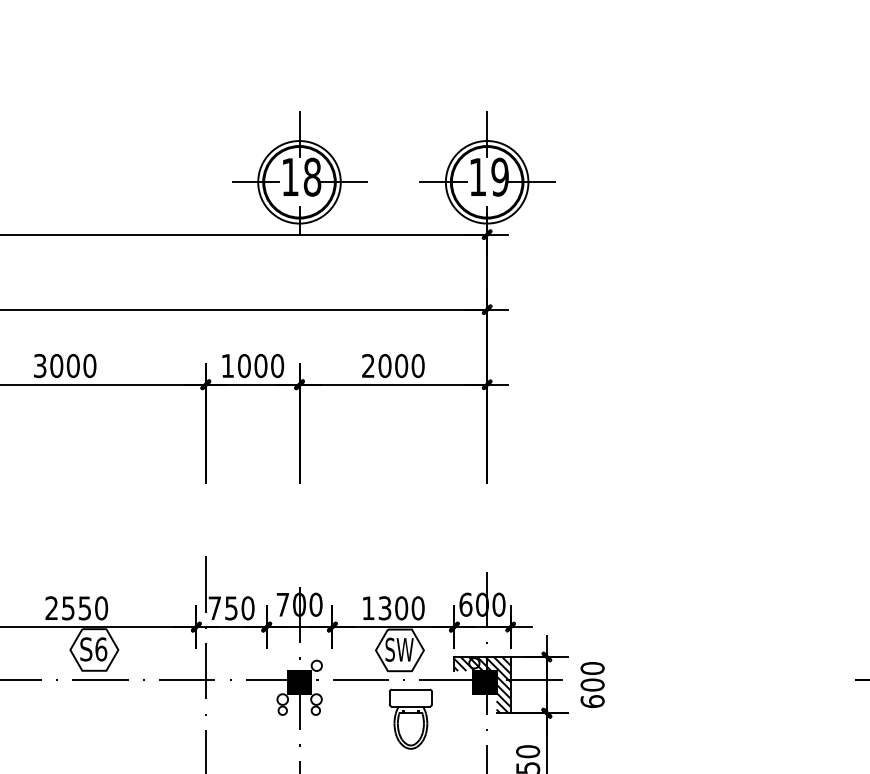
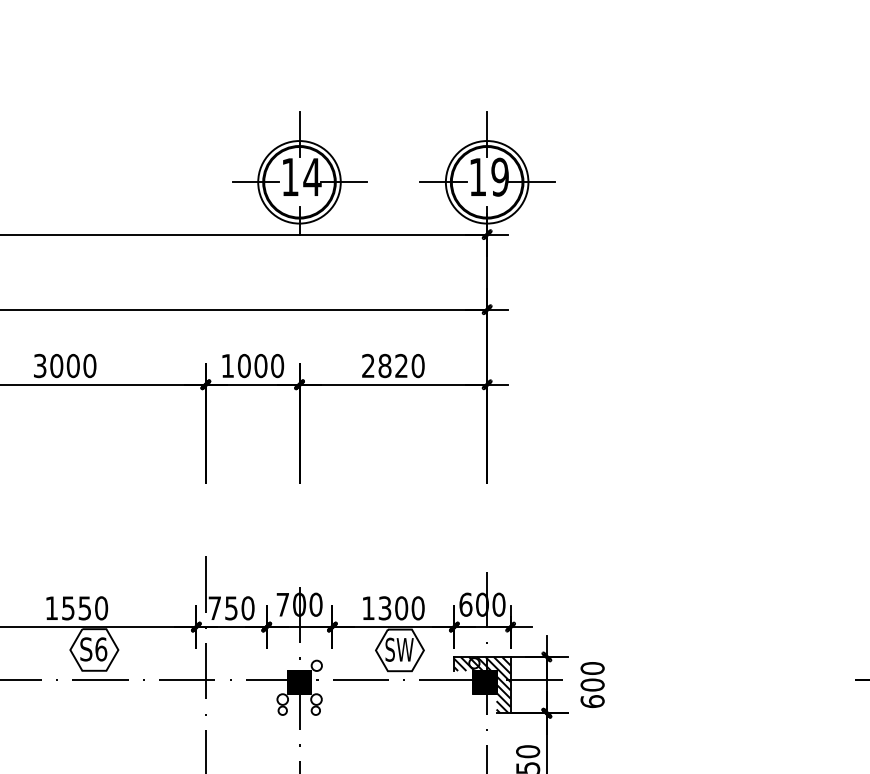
text: 18 -> 14 (312, 176)
text: 2000 -> 2820 (393, 365)
text: 2550 -> 1550 (51, 607)
part: present -> none (410, 718)
